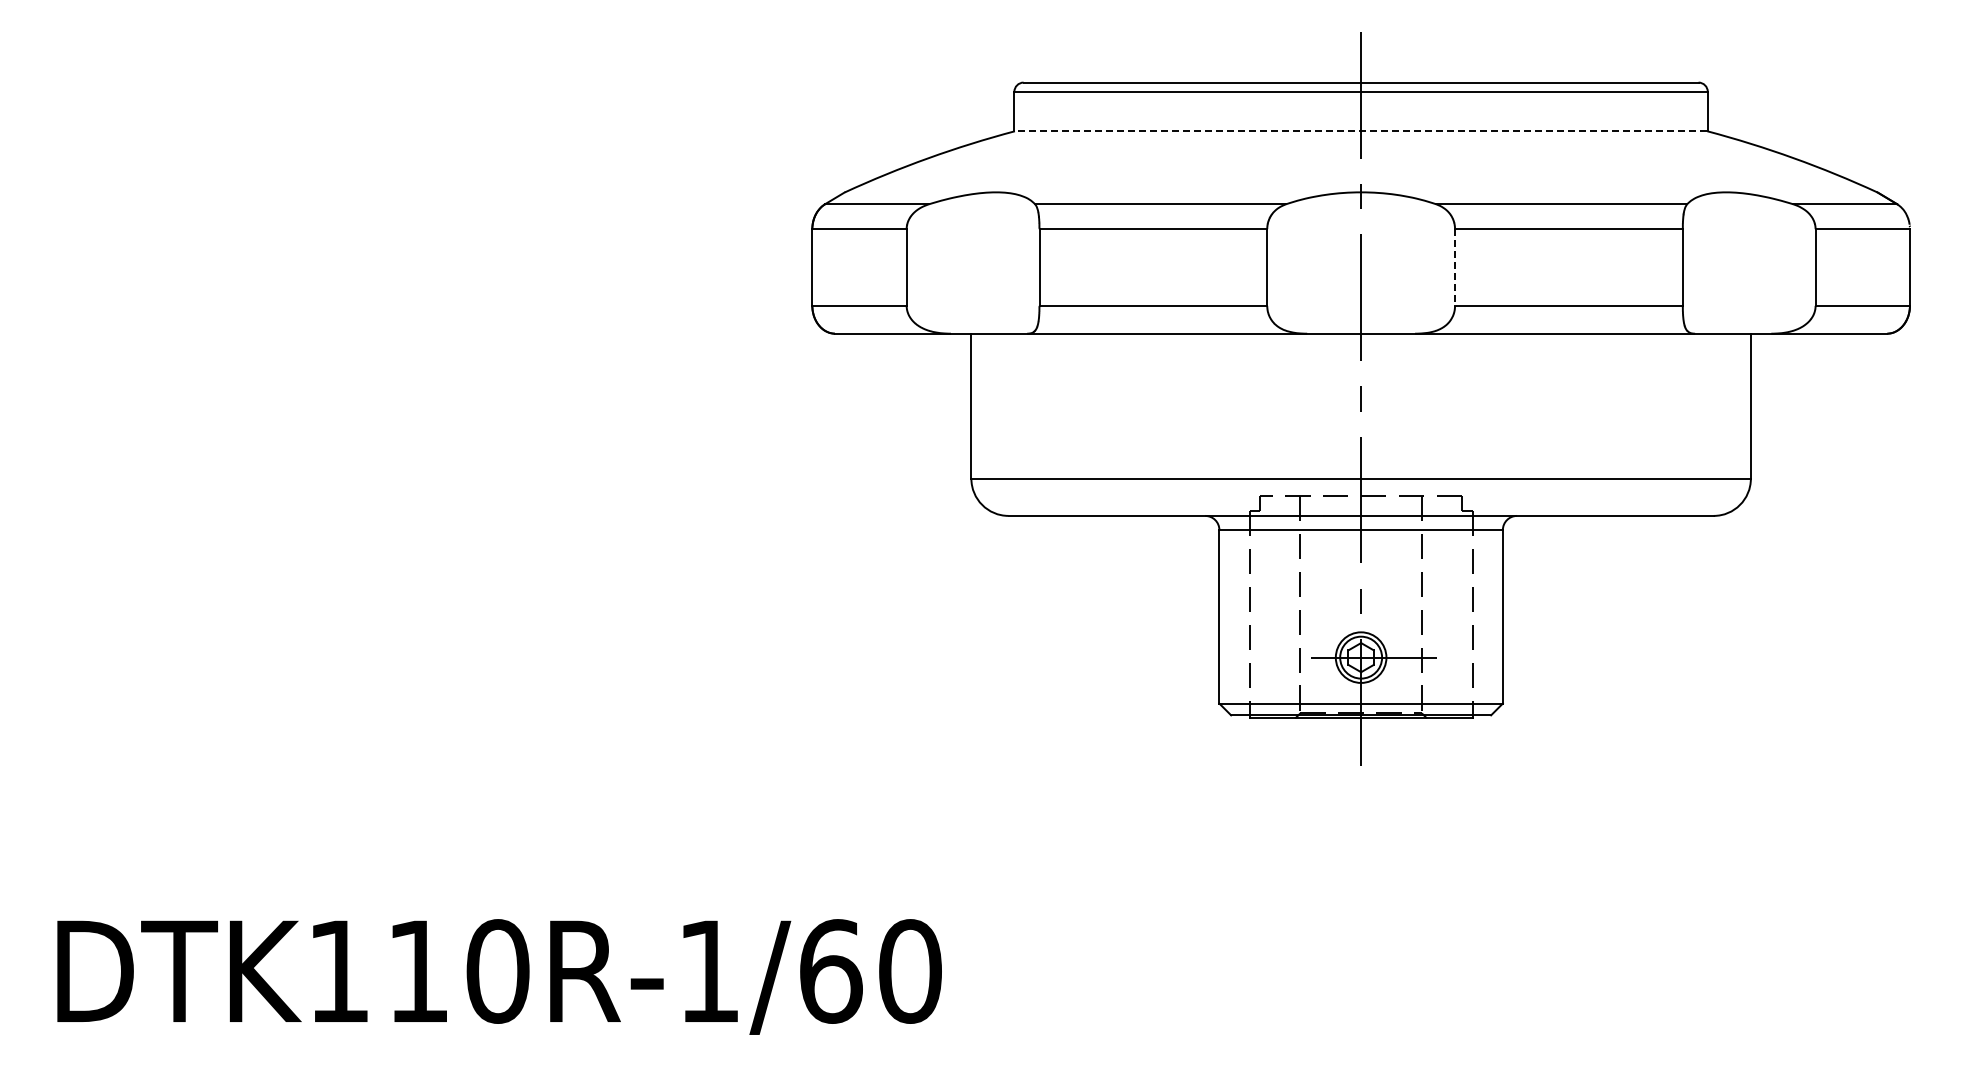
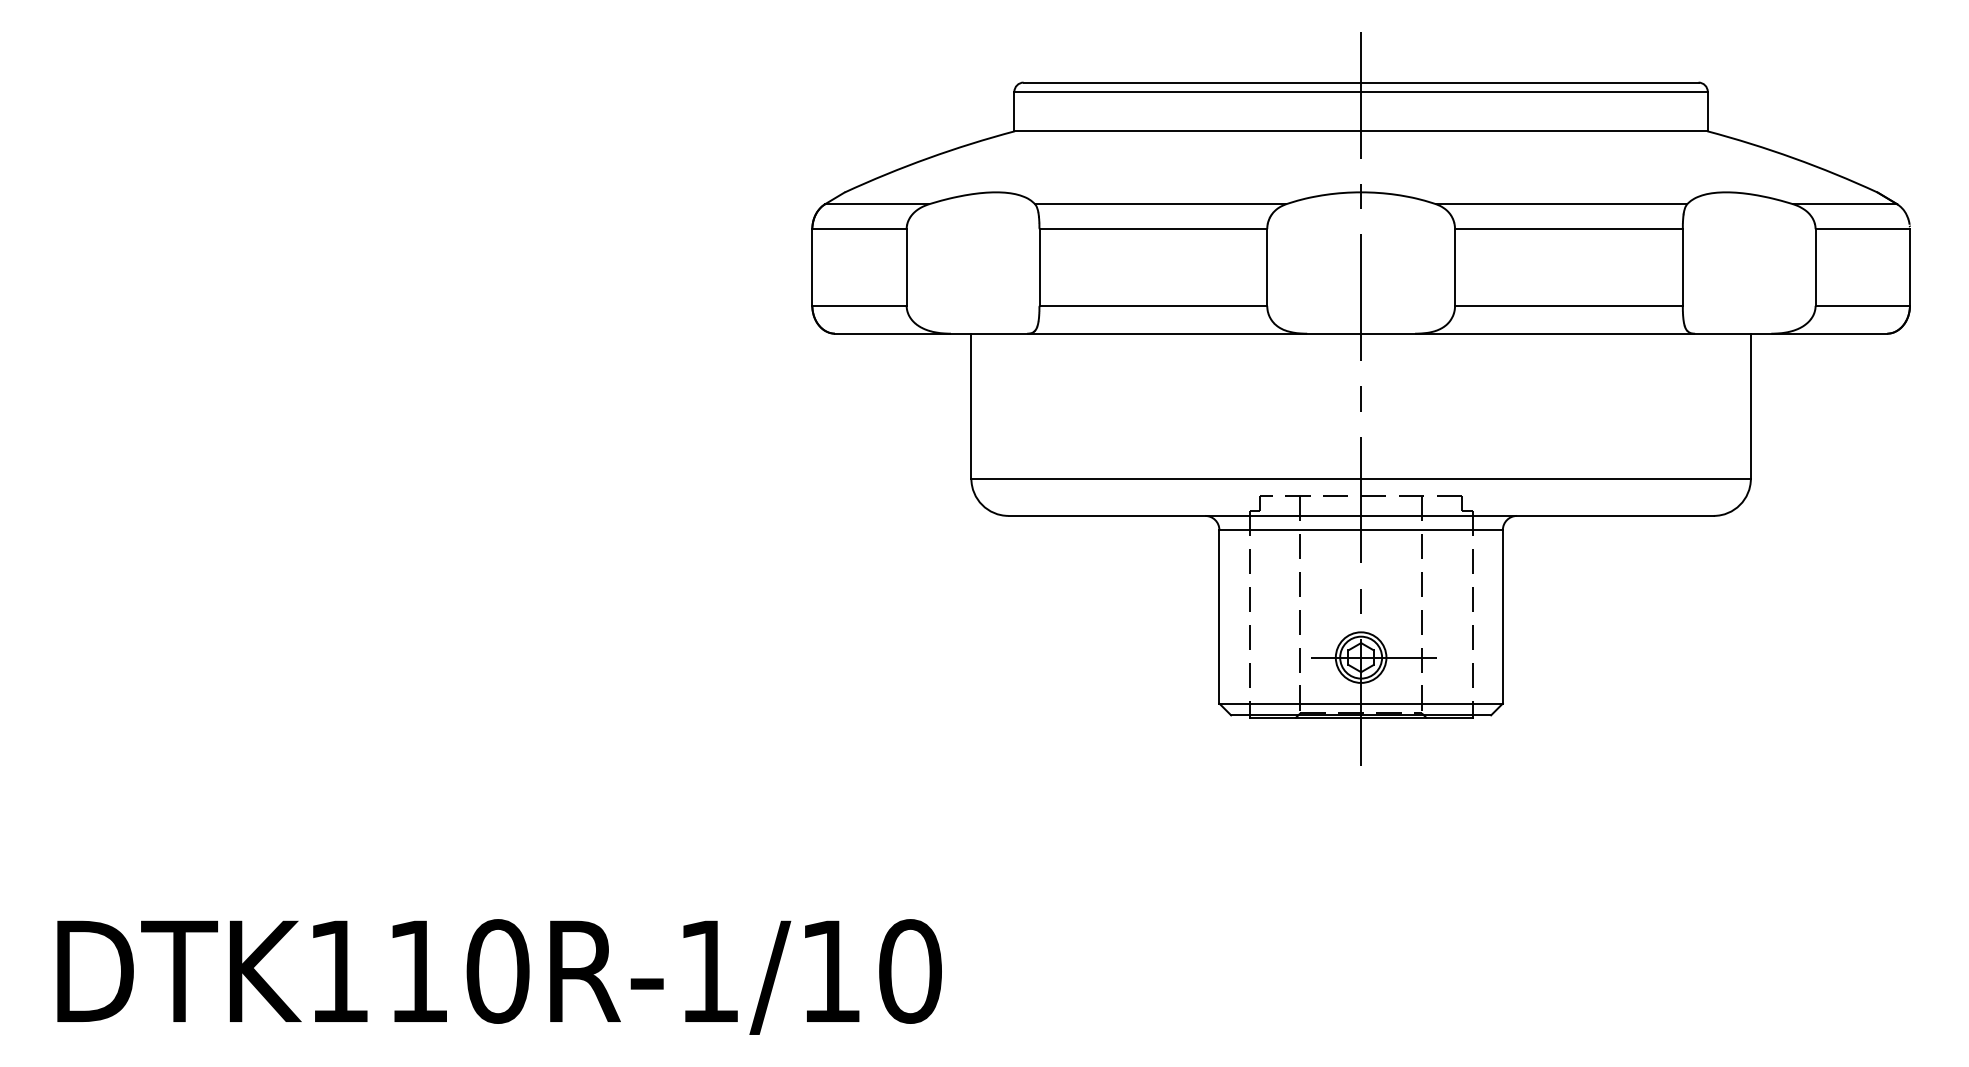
line: dashed -> solid (1360, 131)
line: dashed -> solid (1455, 268)
text: DTK110R-1/60 -> DTK110R-1/10 (831, 971)
